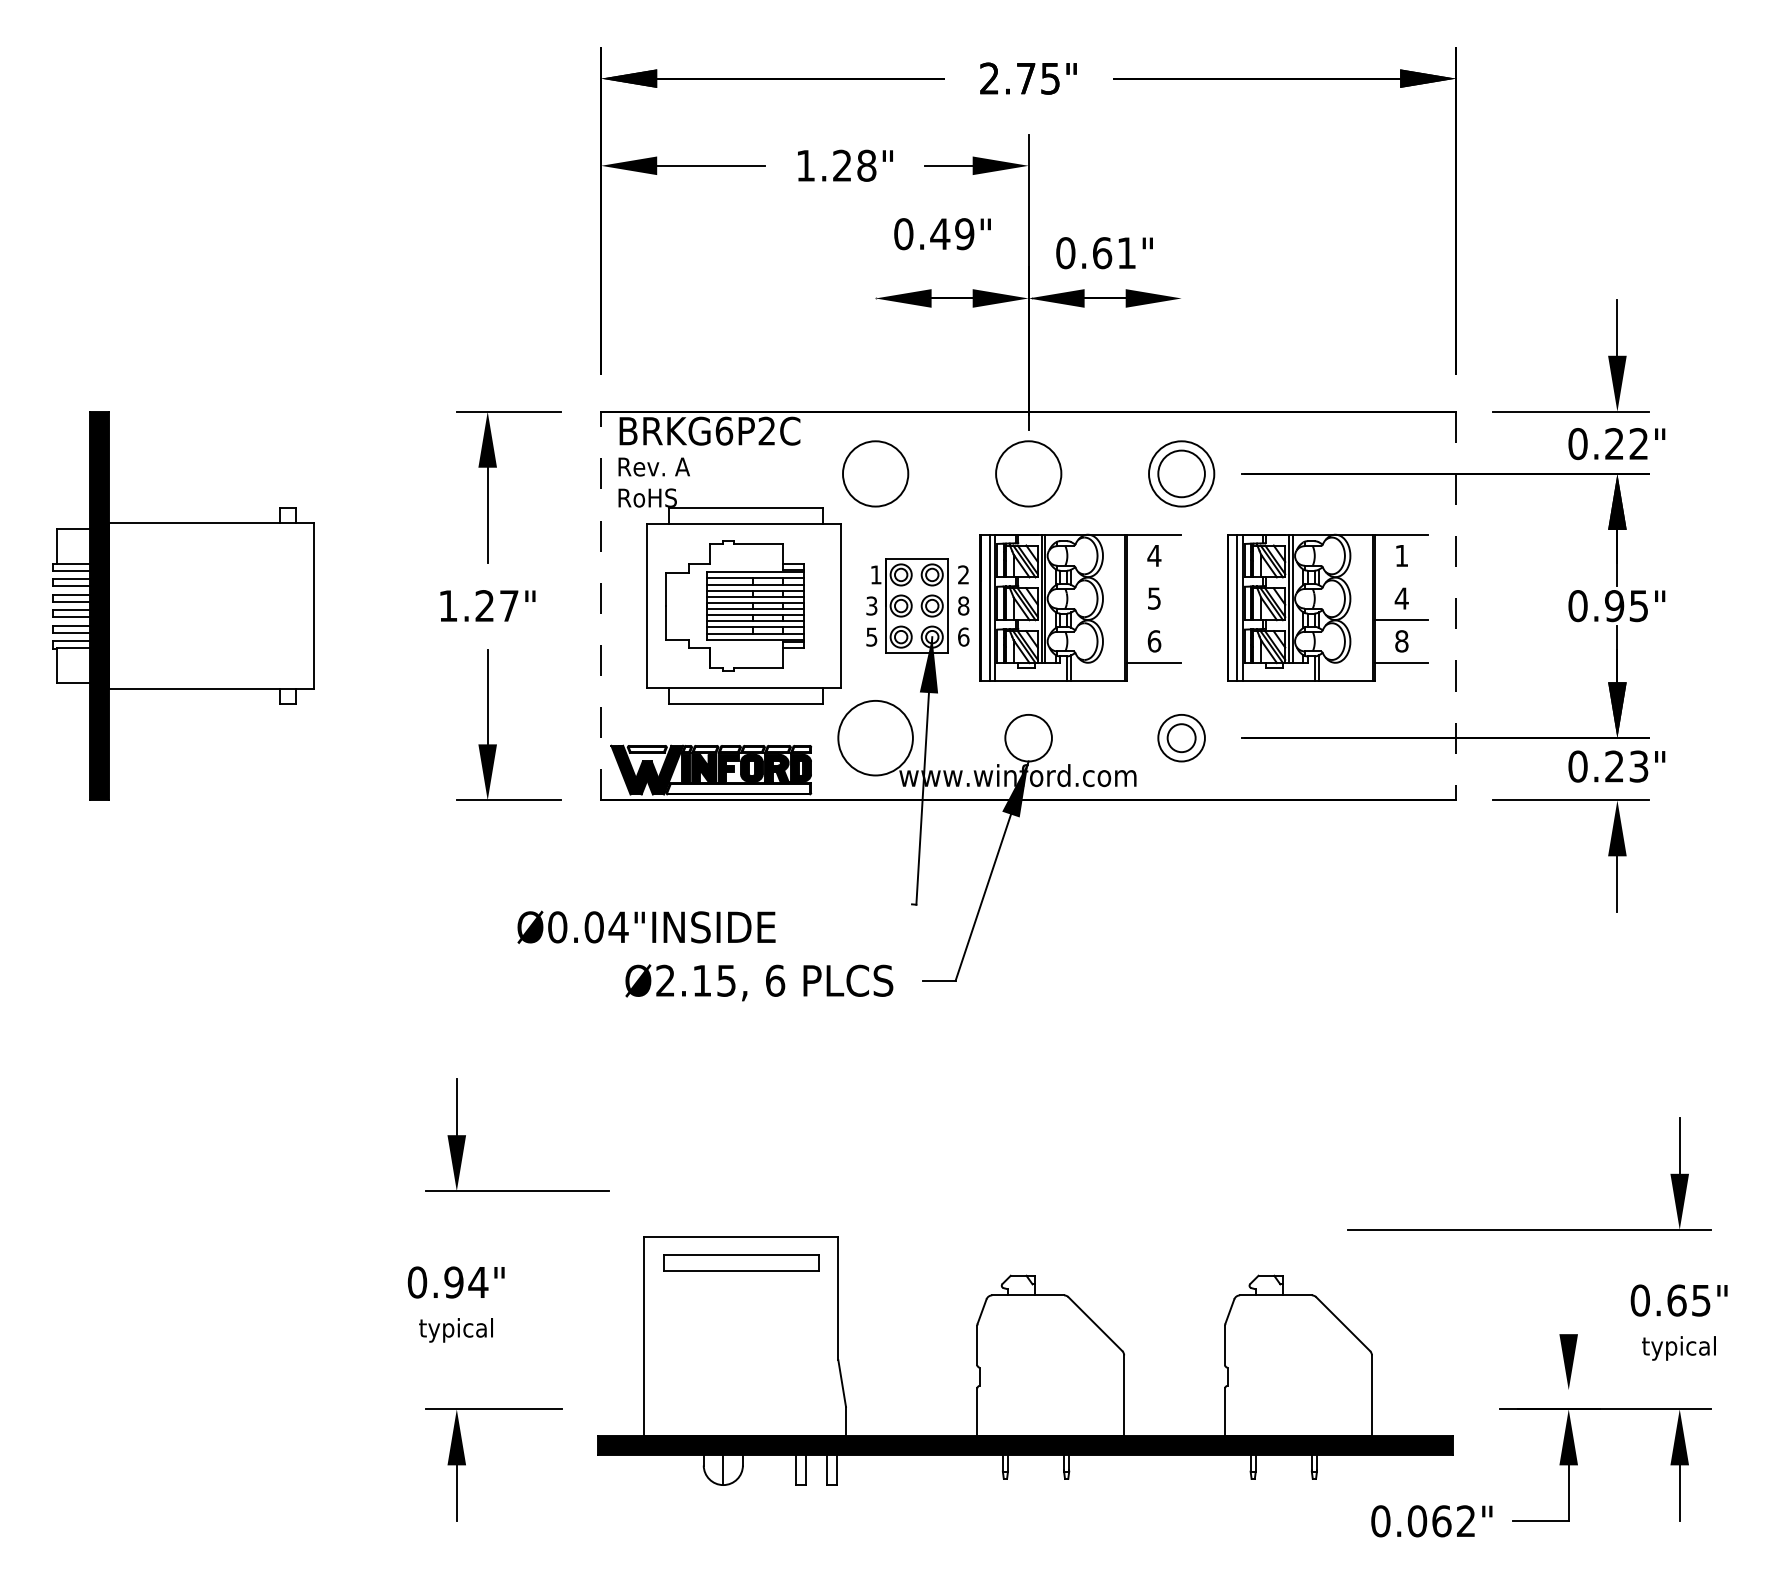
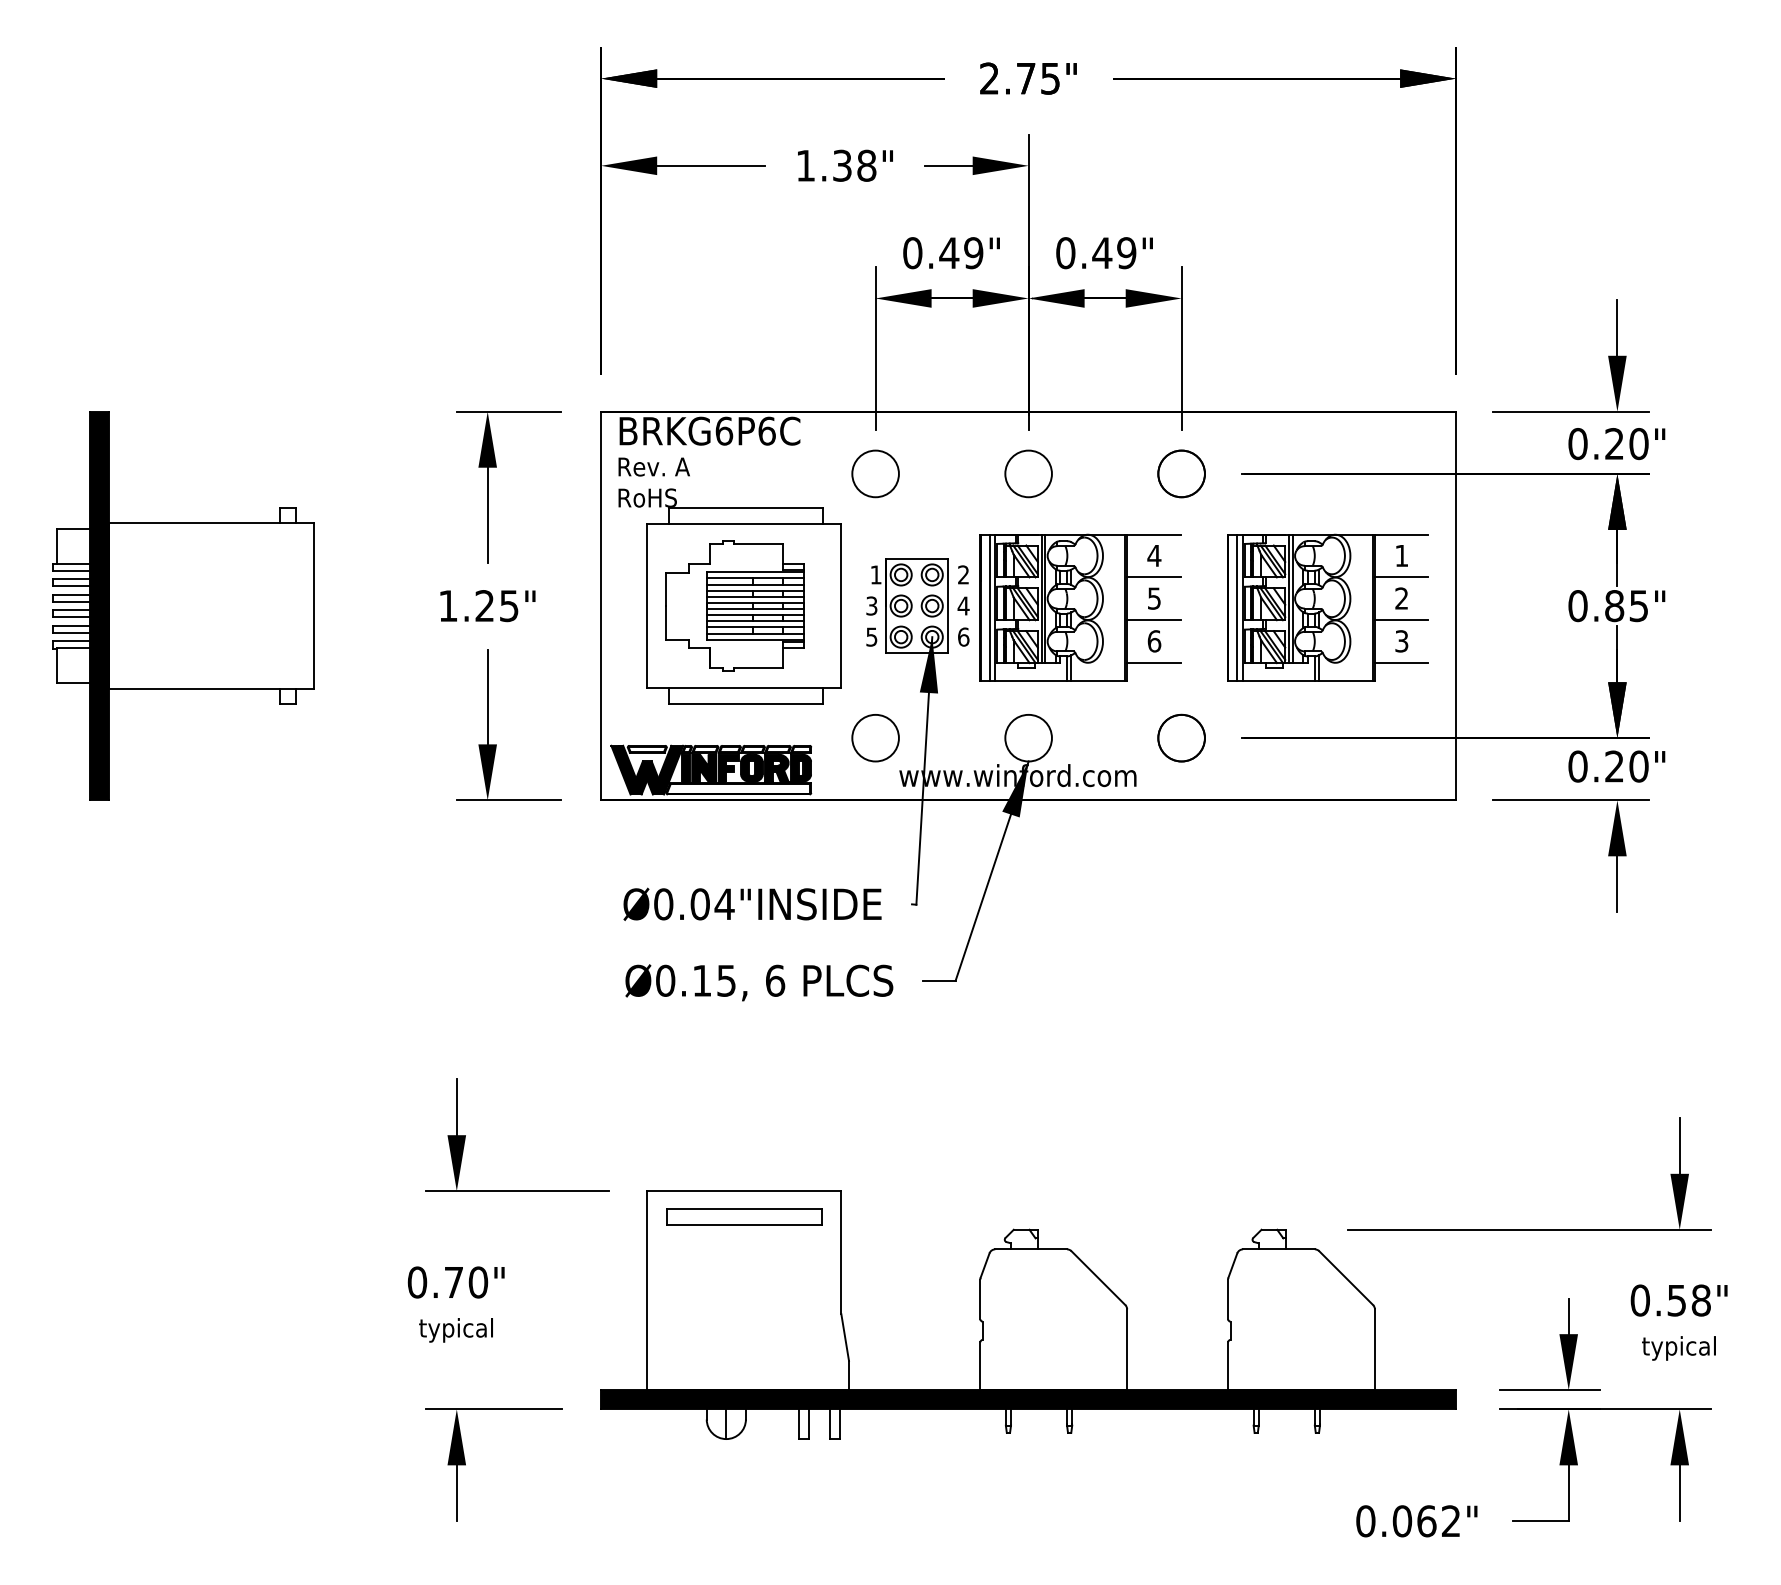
text: 1.28" -> 1.38" (842, 165)
text position: (942, 234) -> (951, 253) (951, 253)
text: 0.61" -> 0.49" (1114, 253)
line: none -> present (875, 348)
line: none -> present (1181, 348)
text: BRKG6P2C -> BRKG6P6C (766, 430)
text: 0.22" -> 0.20" (1638, 444)
circle diameter: 65 px -> 47 px (875, 473)
circle size: 68x68 px -> 49x50 px (1028, 473)
circle diameter: 65 px -> 47 px (1181, 473)
line: none -> present (1153, 577)
line: none -> present (1400, 577)
text: 4 -> 2 (1401, 598)
line: dashed -> solid (601, 605)
text: 8 -> 4 (963, 605)
text: 1.27" -> 1.25" (509, 606)
line: dashed -> solid (1456, 606)
text: 0.95" -> 0.85" (1614, 606)
line: none -> present (1153, 620)
text: 8 -> 3 (1401, 641)
circle diameter: 75 px -> 47 px (875, 737)
circle diameter: 28 px -> 47 px (1181, 737)
text: 0.23" -> 0.20" (1638, 766)
text position: (646, 926) -> (752, 903) (752, 903)
text: Ø2.15, -> Ø0.15, (665, 980)
text: 0.94" -> 0.70" (466, 1282)
text: 0.65" -> 0.58" (1688, 1300)
line: none -> present (1568, 1316)
part position: (1025, 1360) -> (1028, 1314) (1028, 1314)
line: none -> present (1549, 1390)
text position: (1431, 1521) -> (1416, 1521) (1416, 1521)
